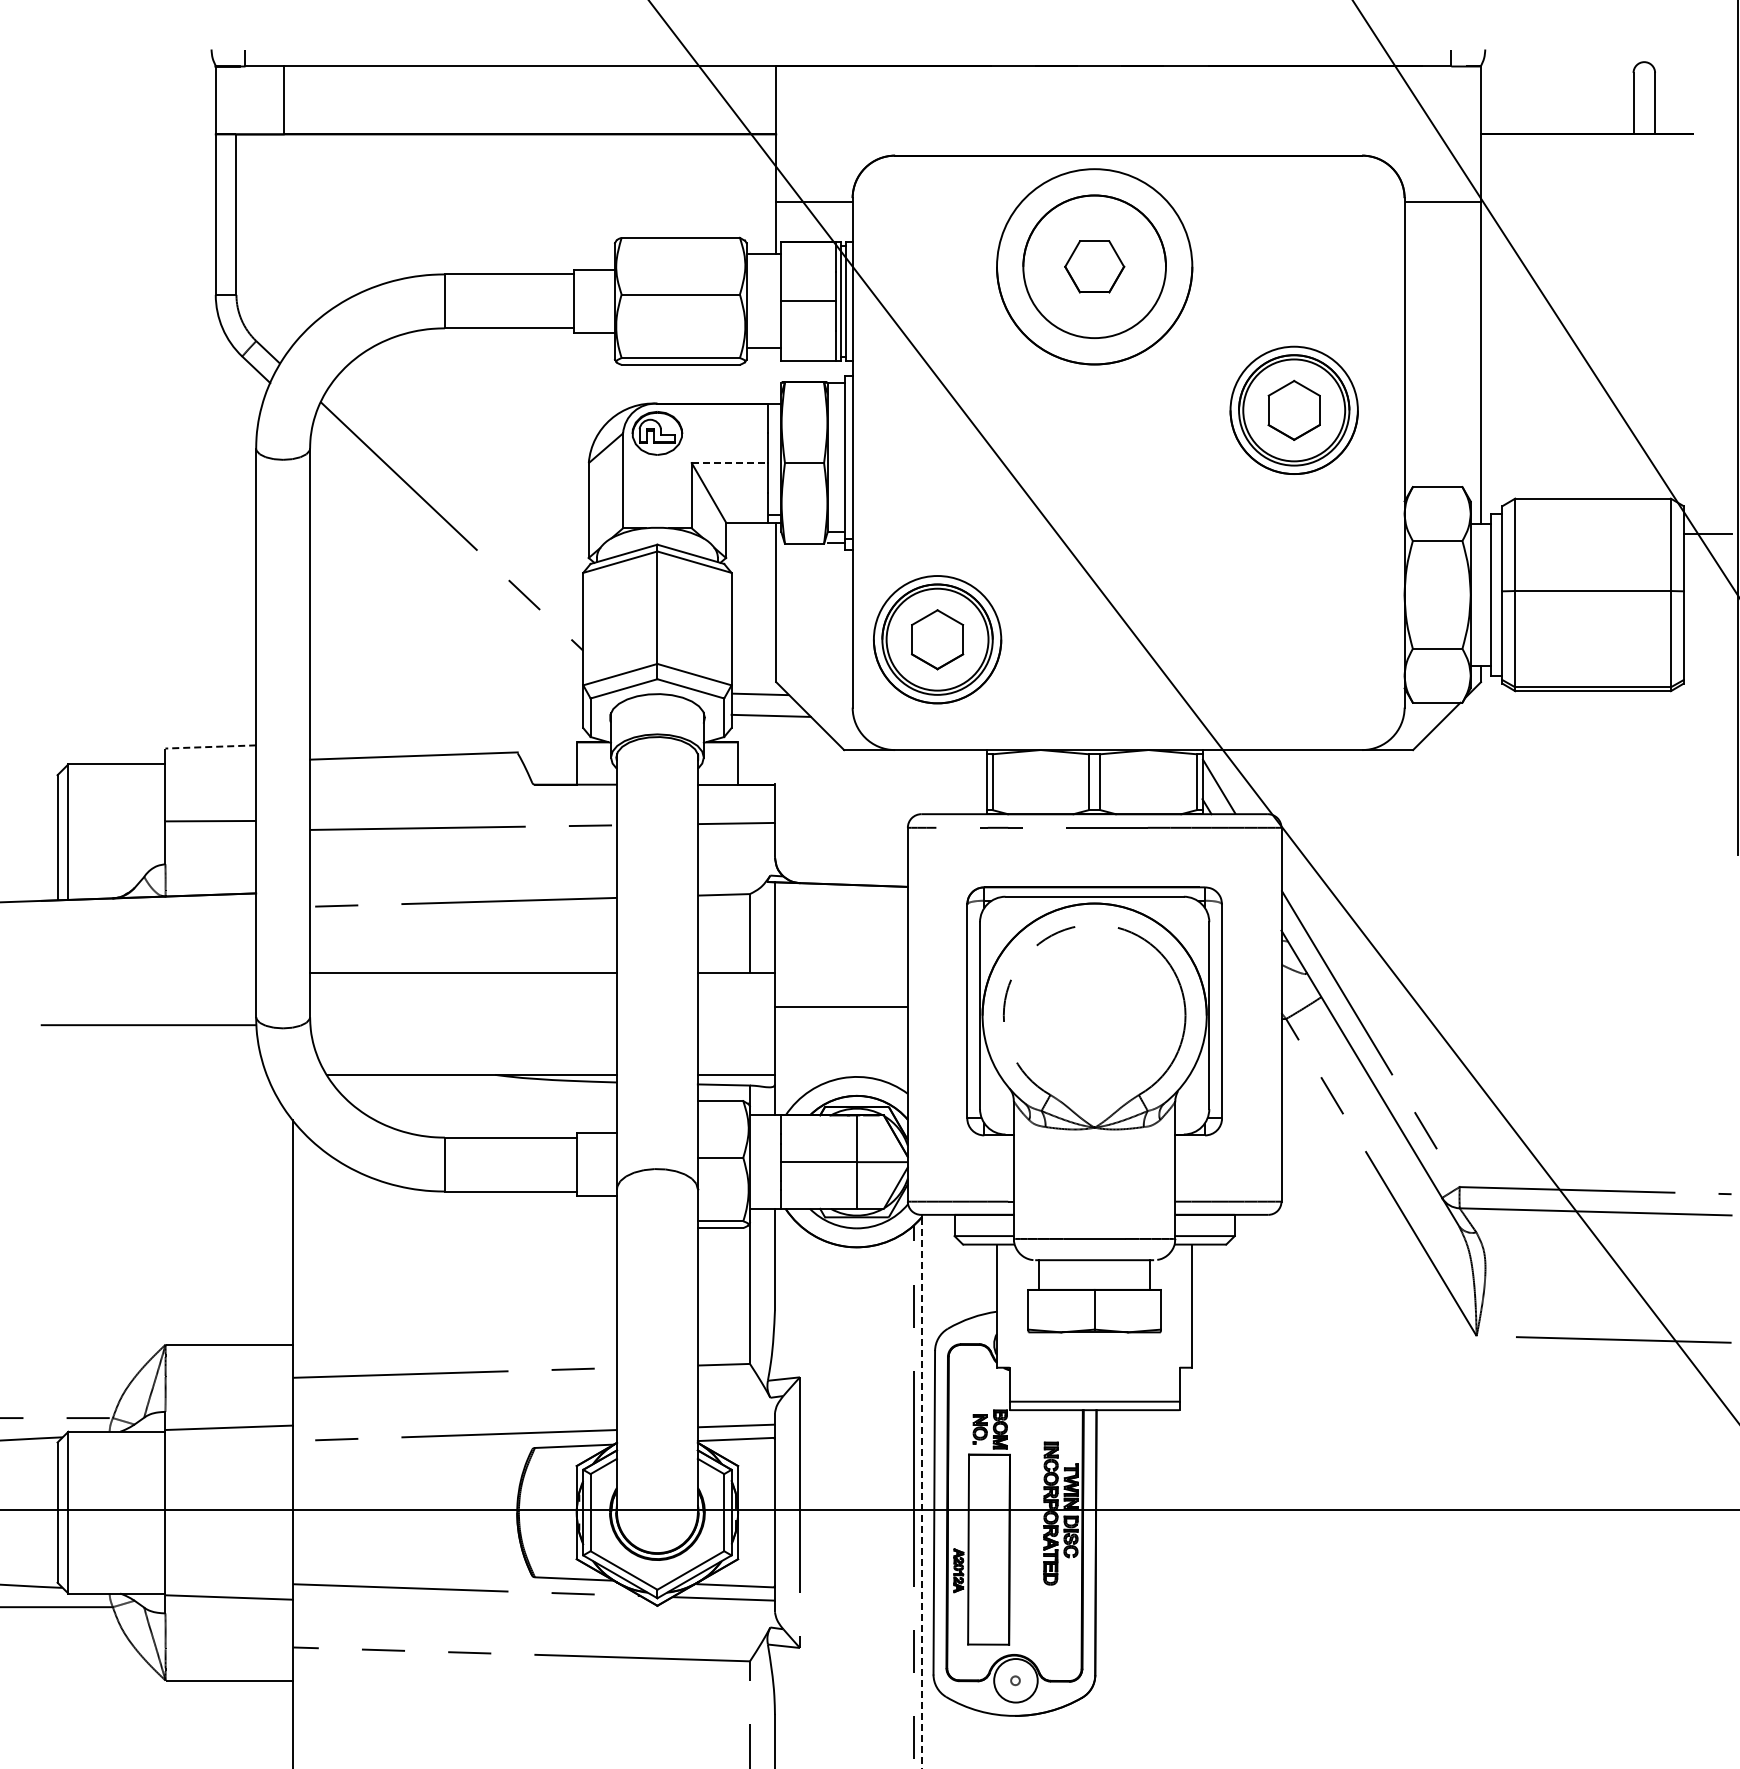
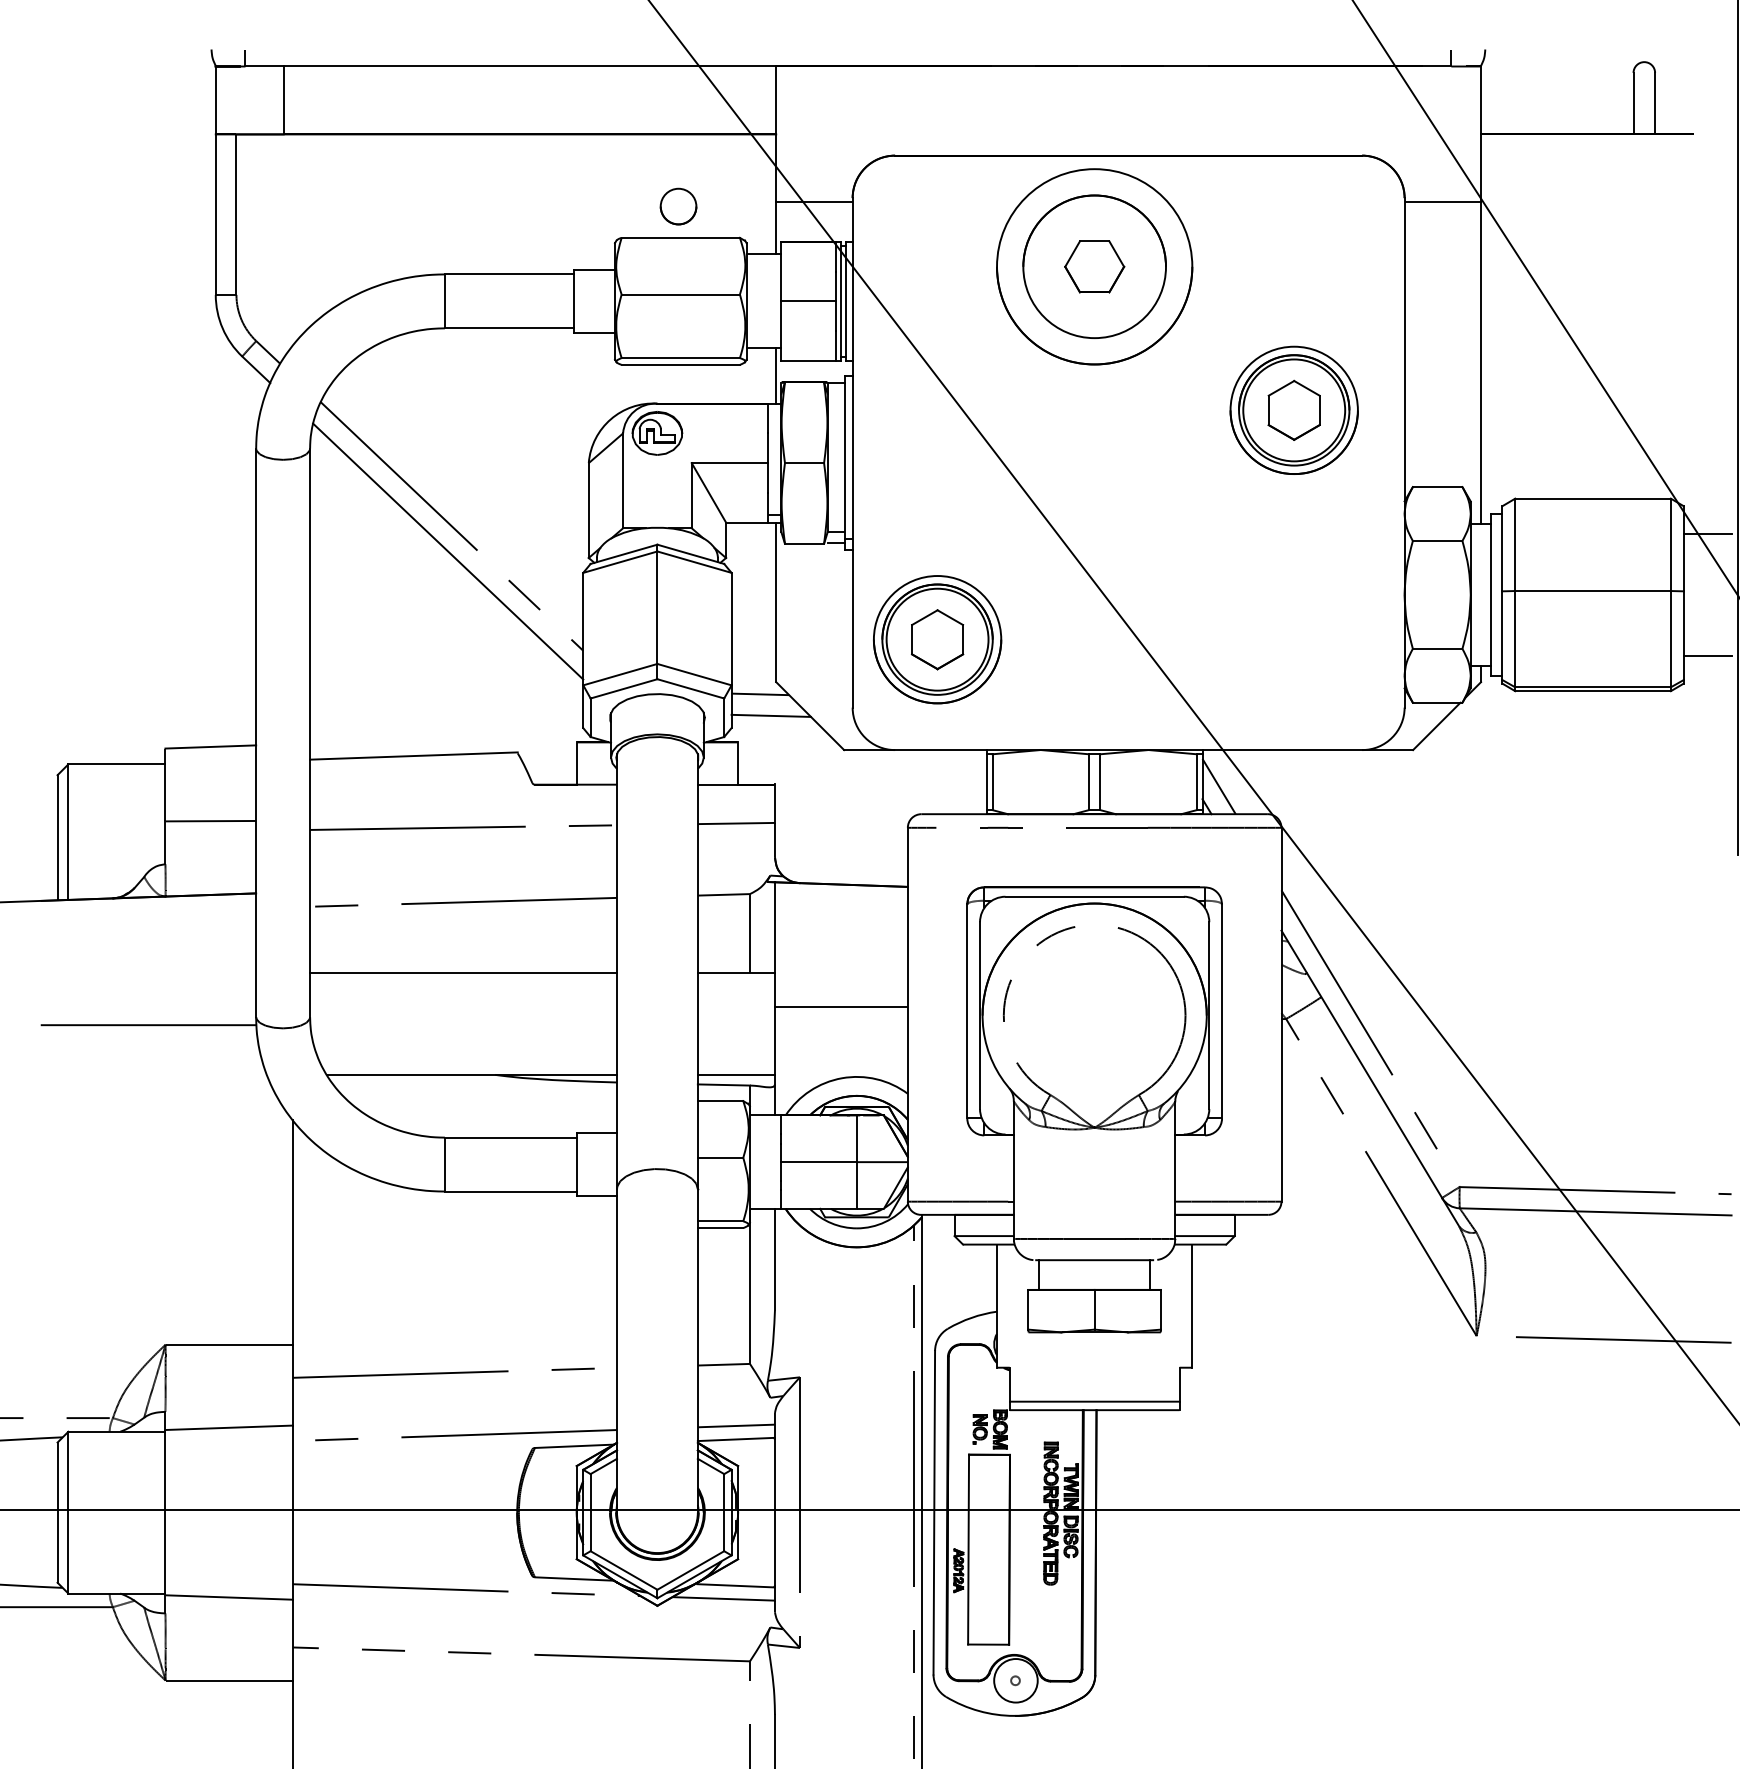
part: none -> present (678, 206)
line: none -> present (776, 375)
line: dashed -> solid (730, 463)
line: none -> present (448, 551)
line: none -> present (1707, 655)
line: dashed -> solid (210, 746)
line: dashed -> solid (921, 1493)
